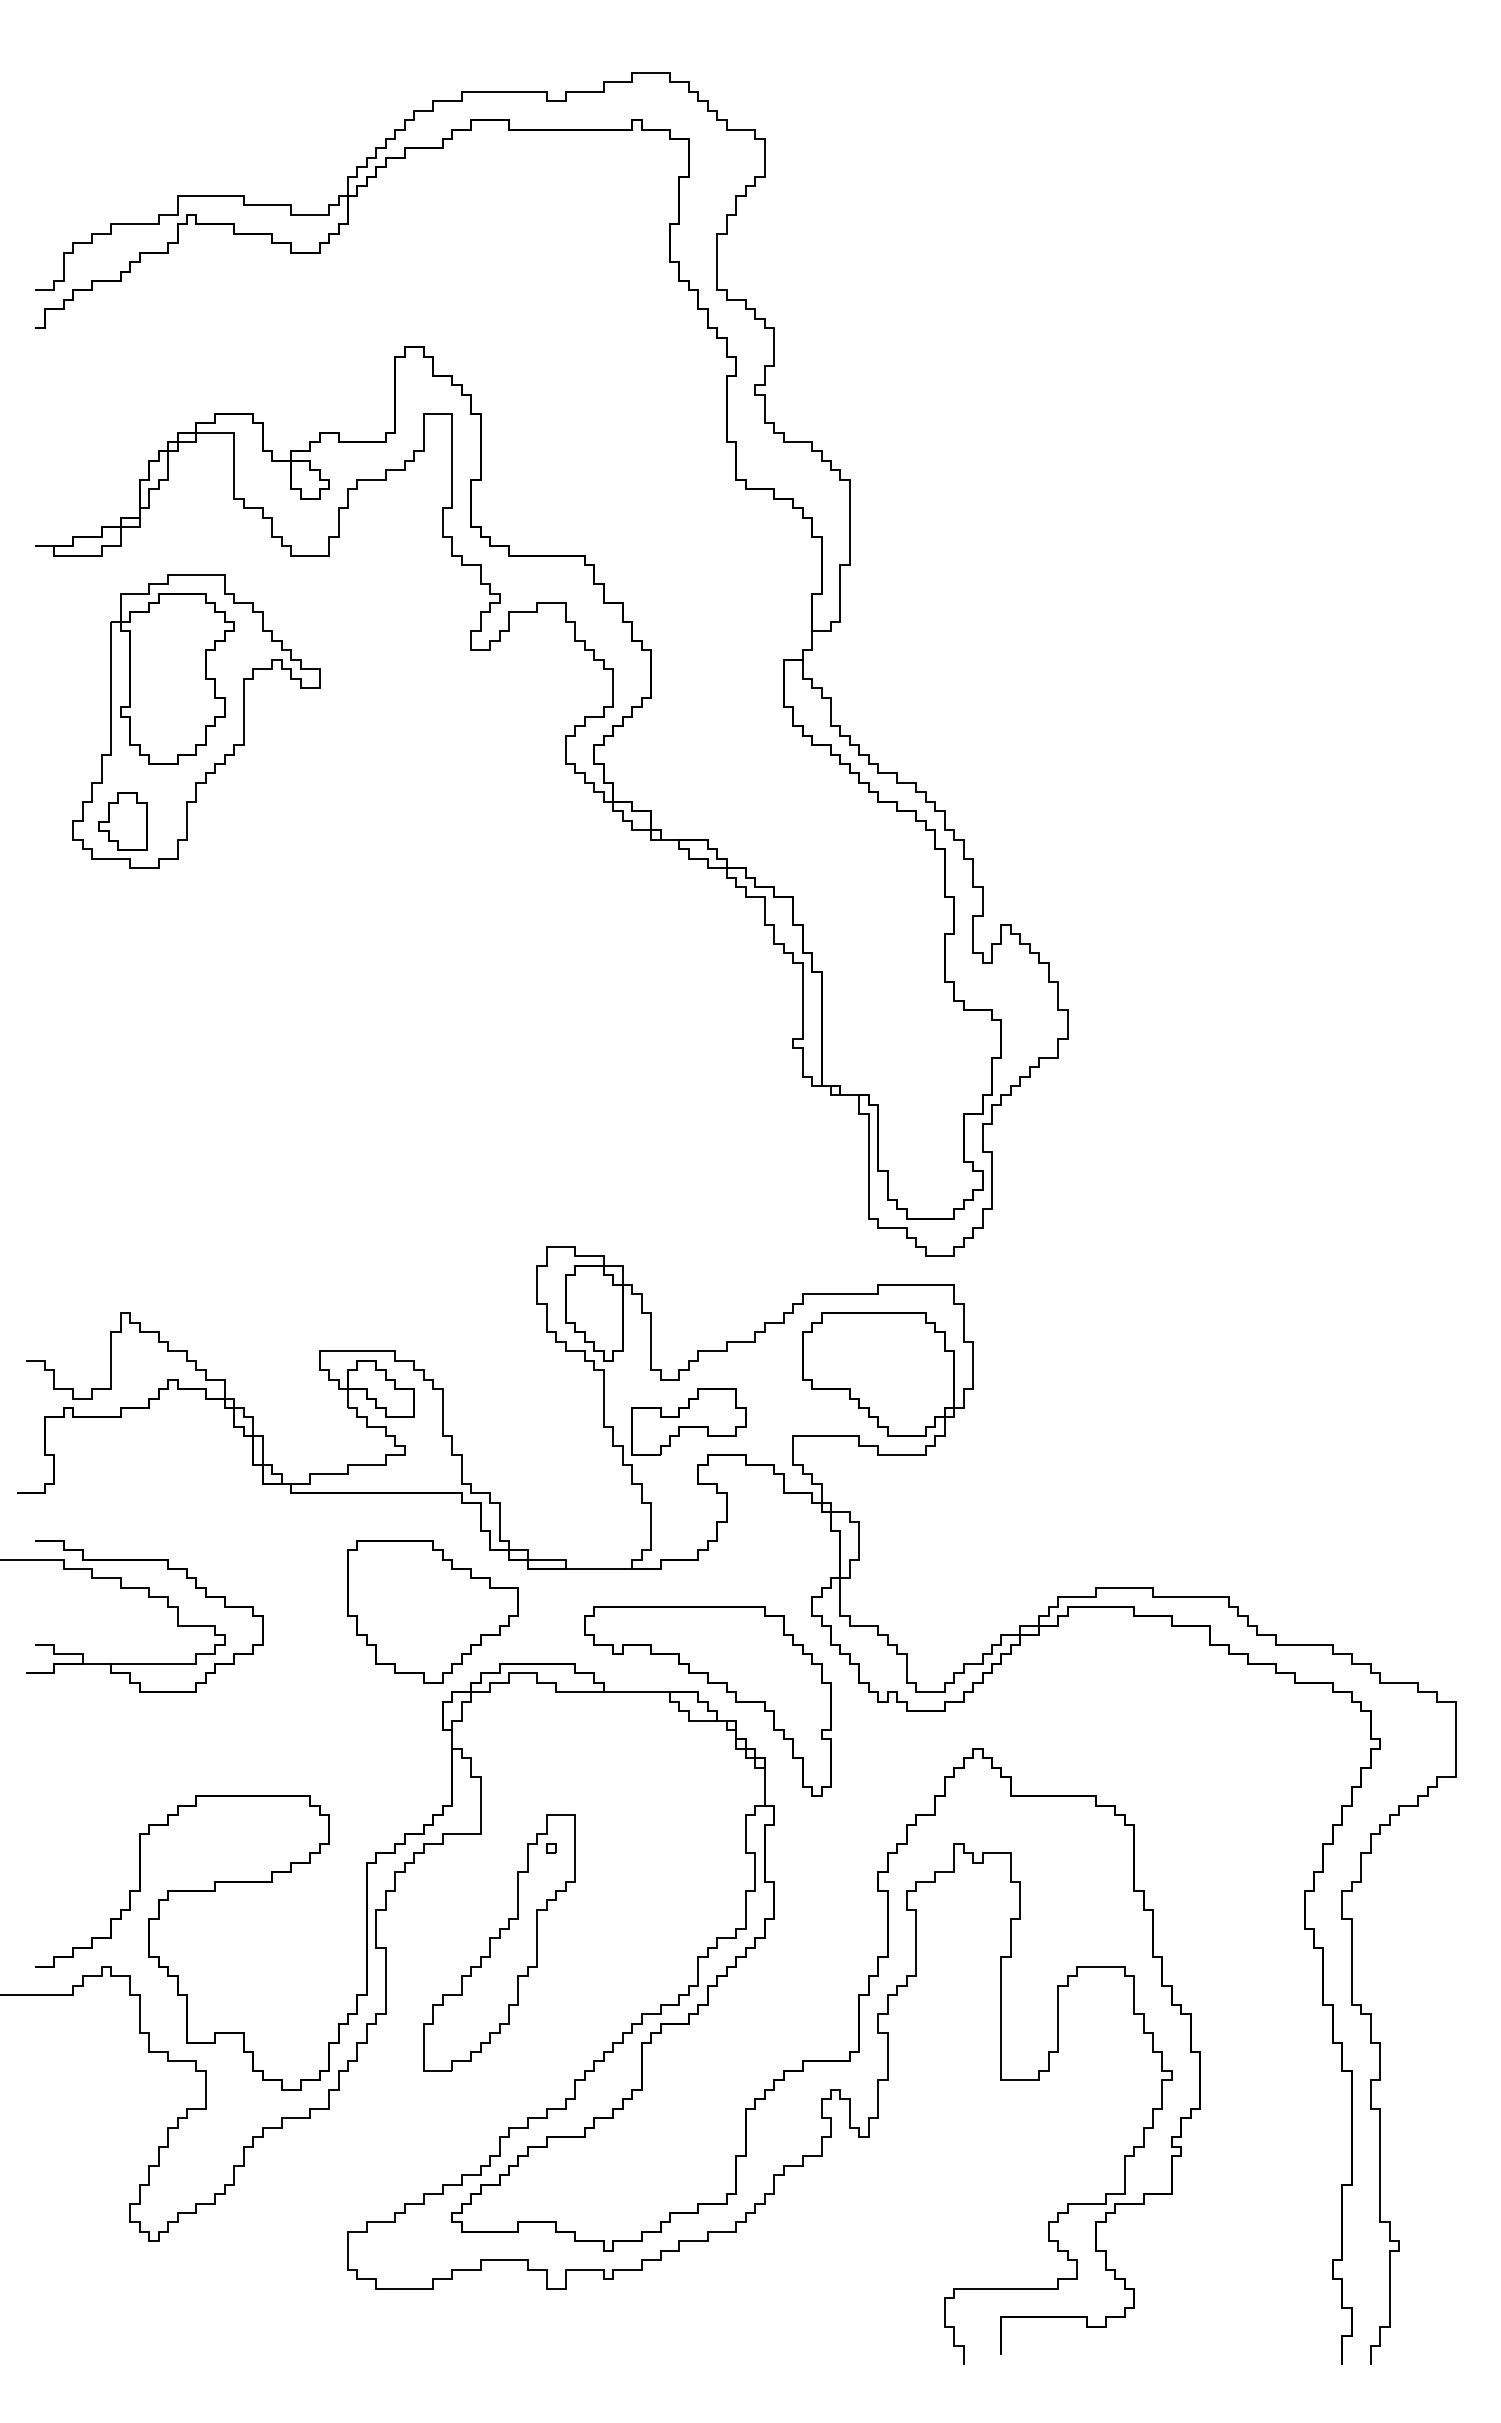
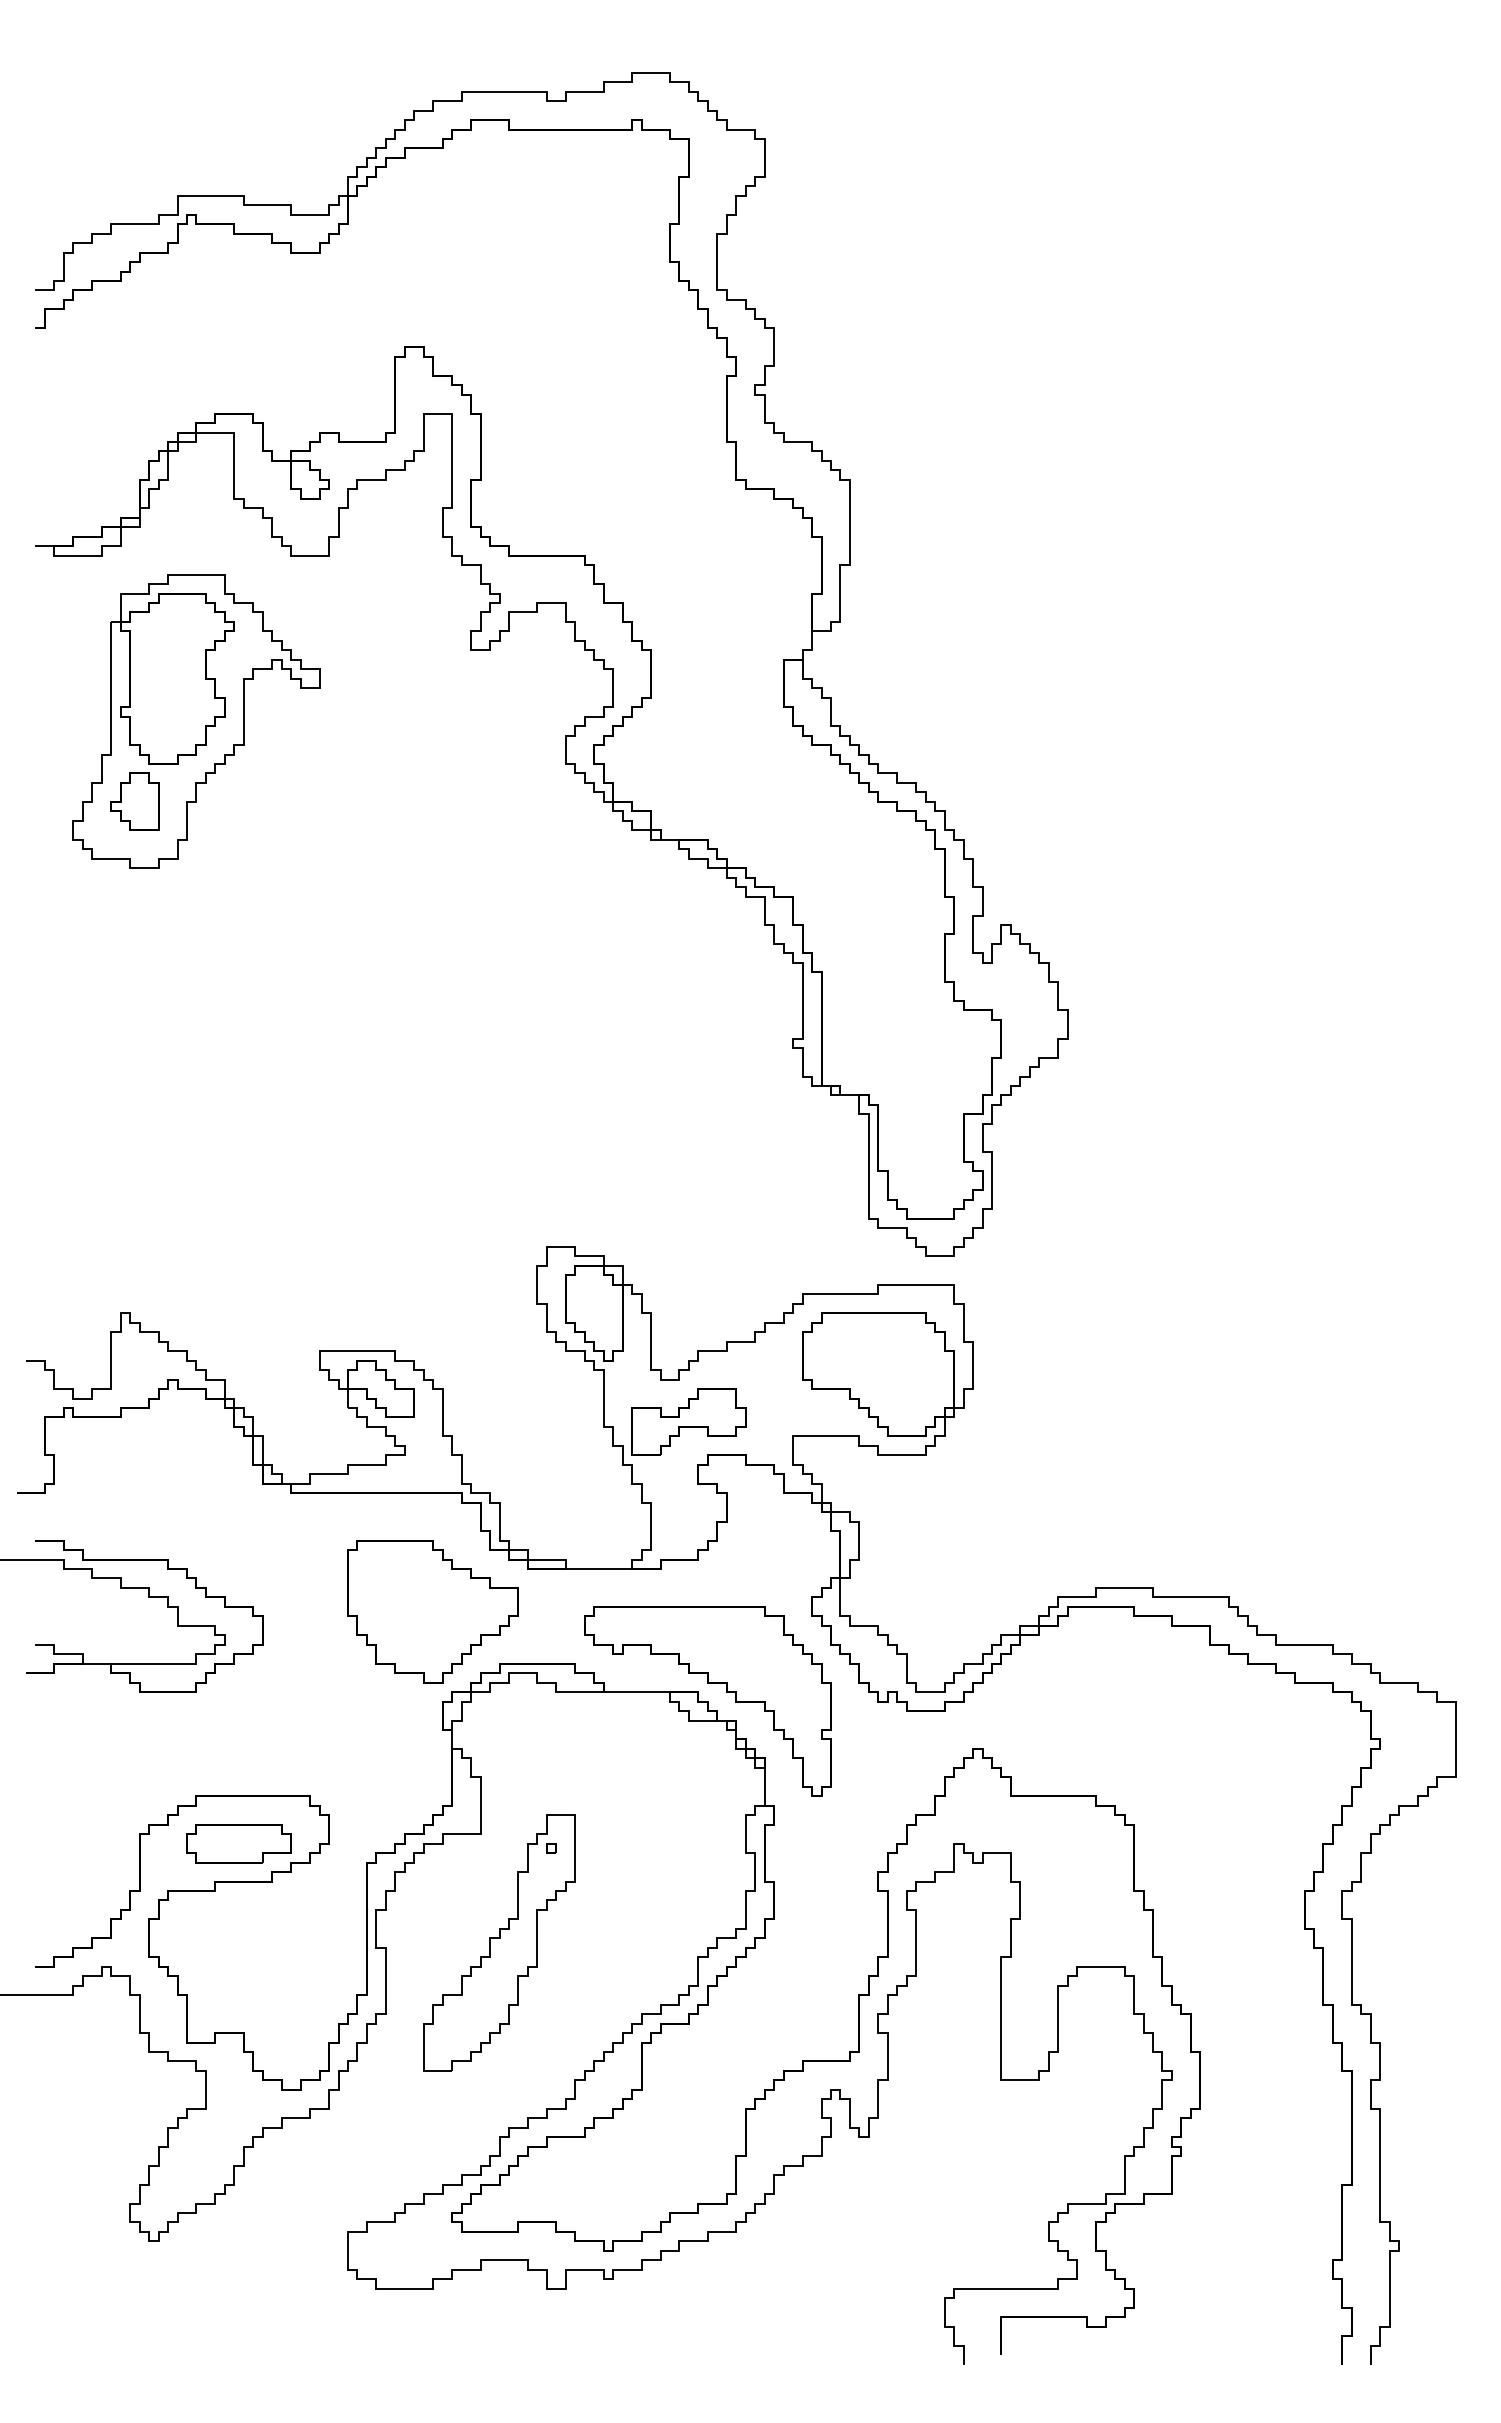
part position: (122, 821) -> (134, 801) (134, 801)
part: none -> present (238, 1843)
